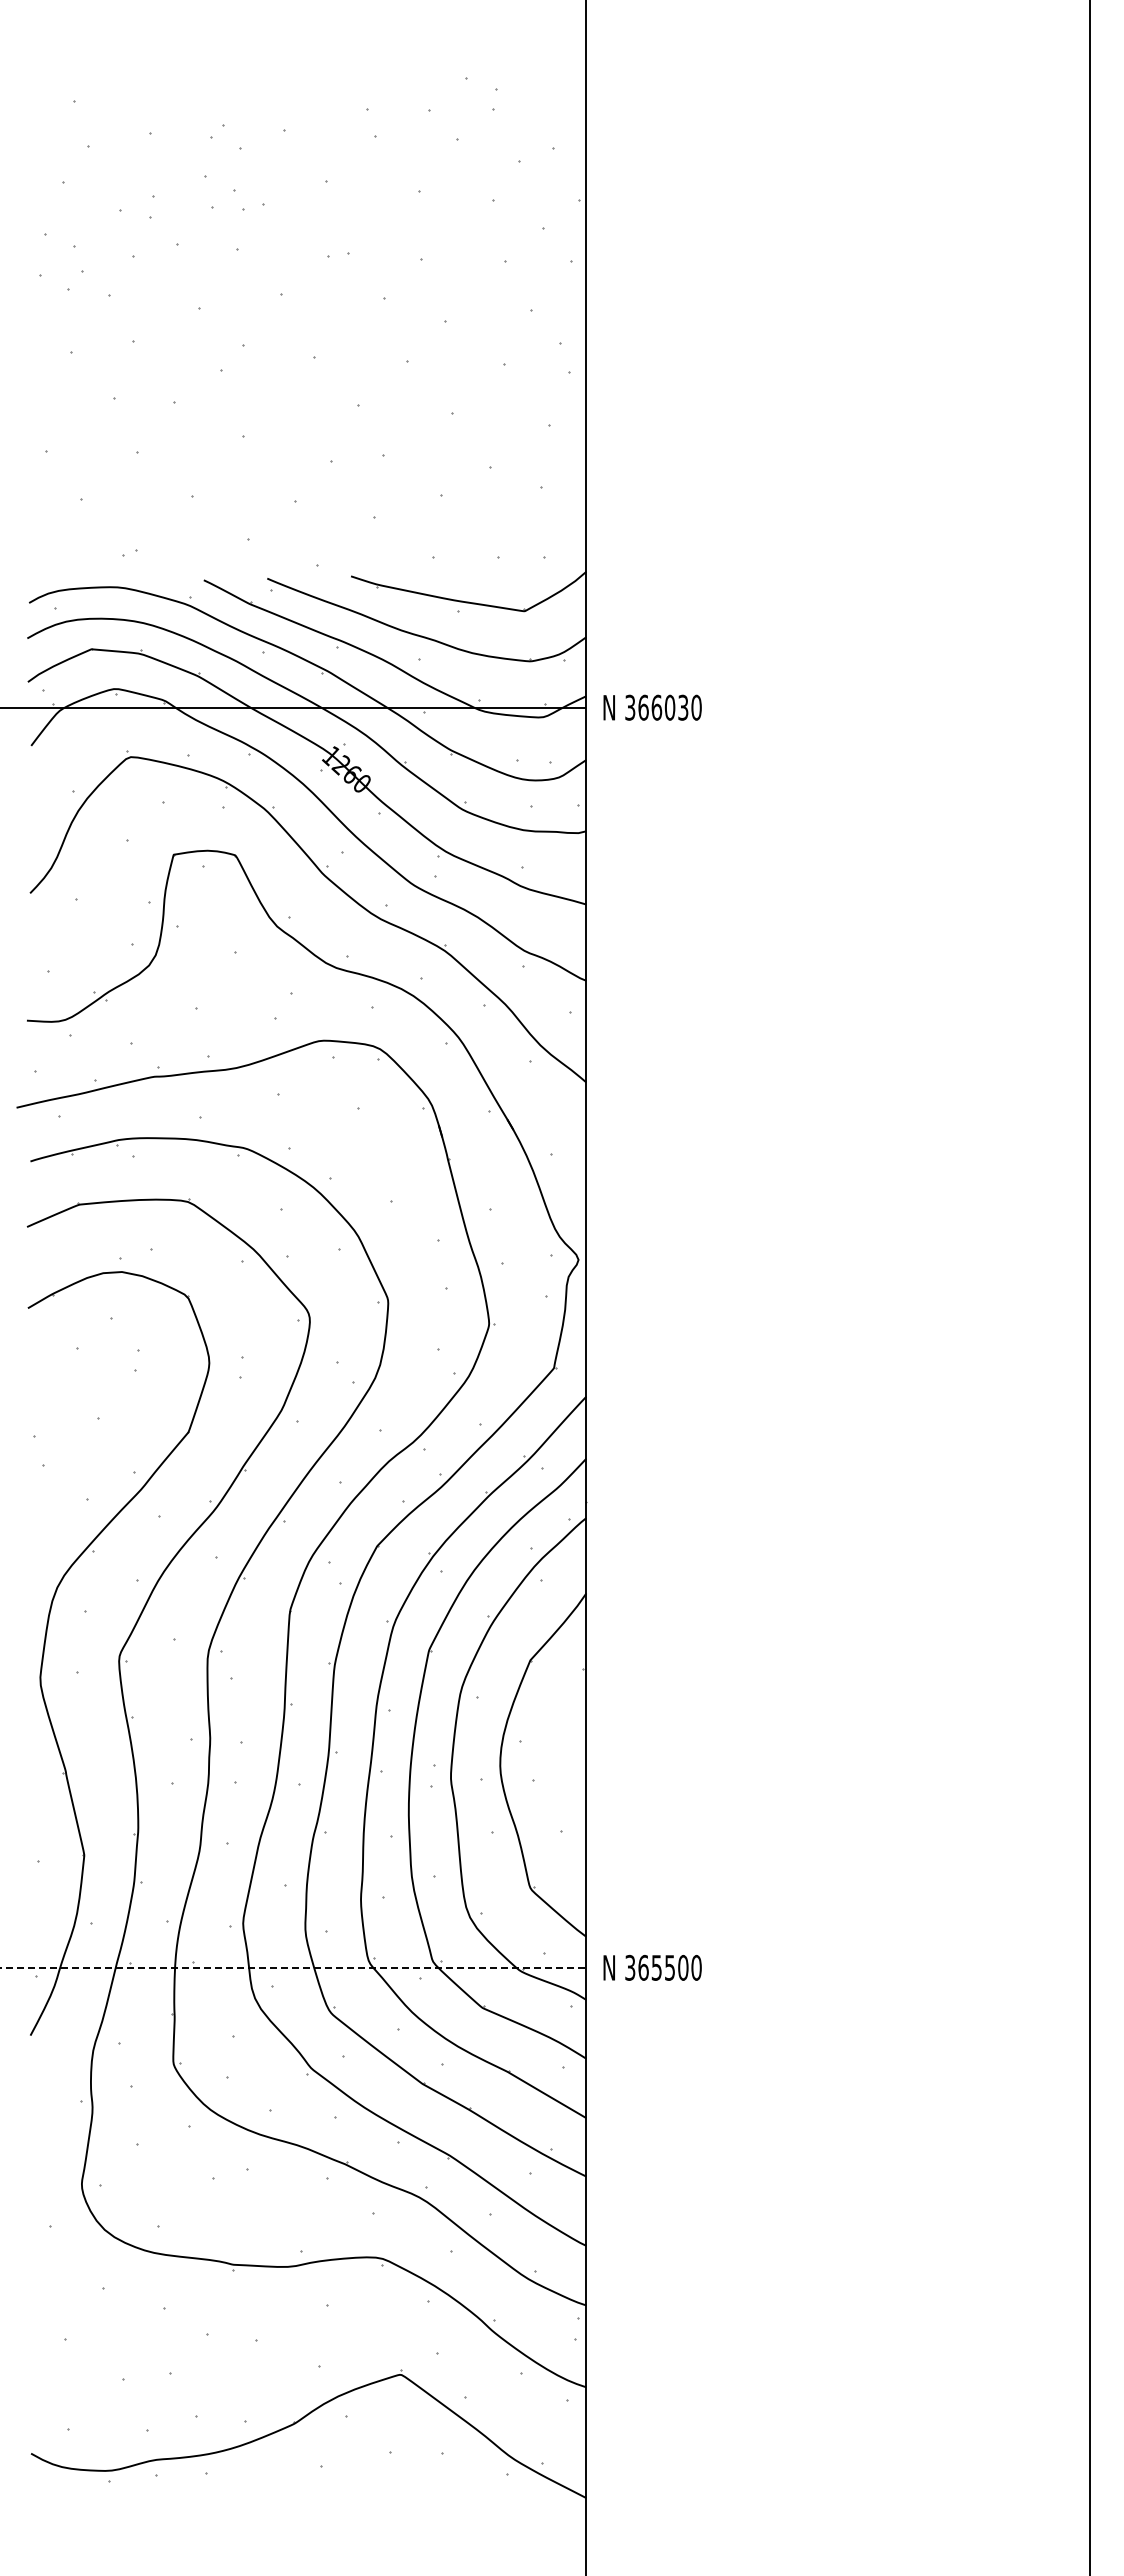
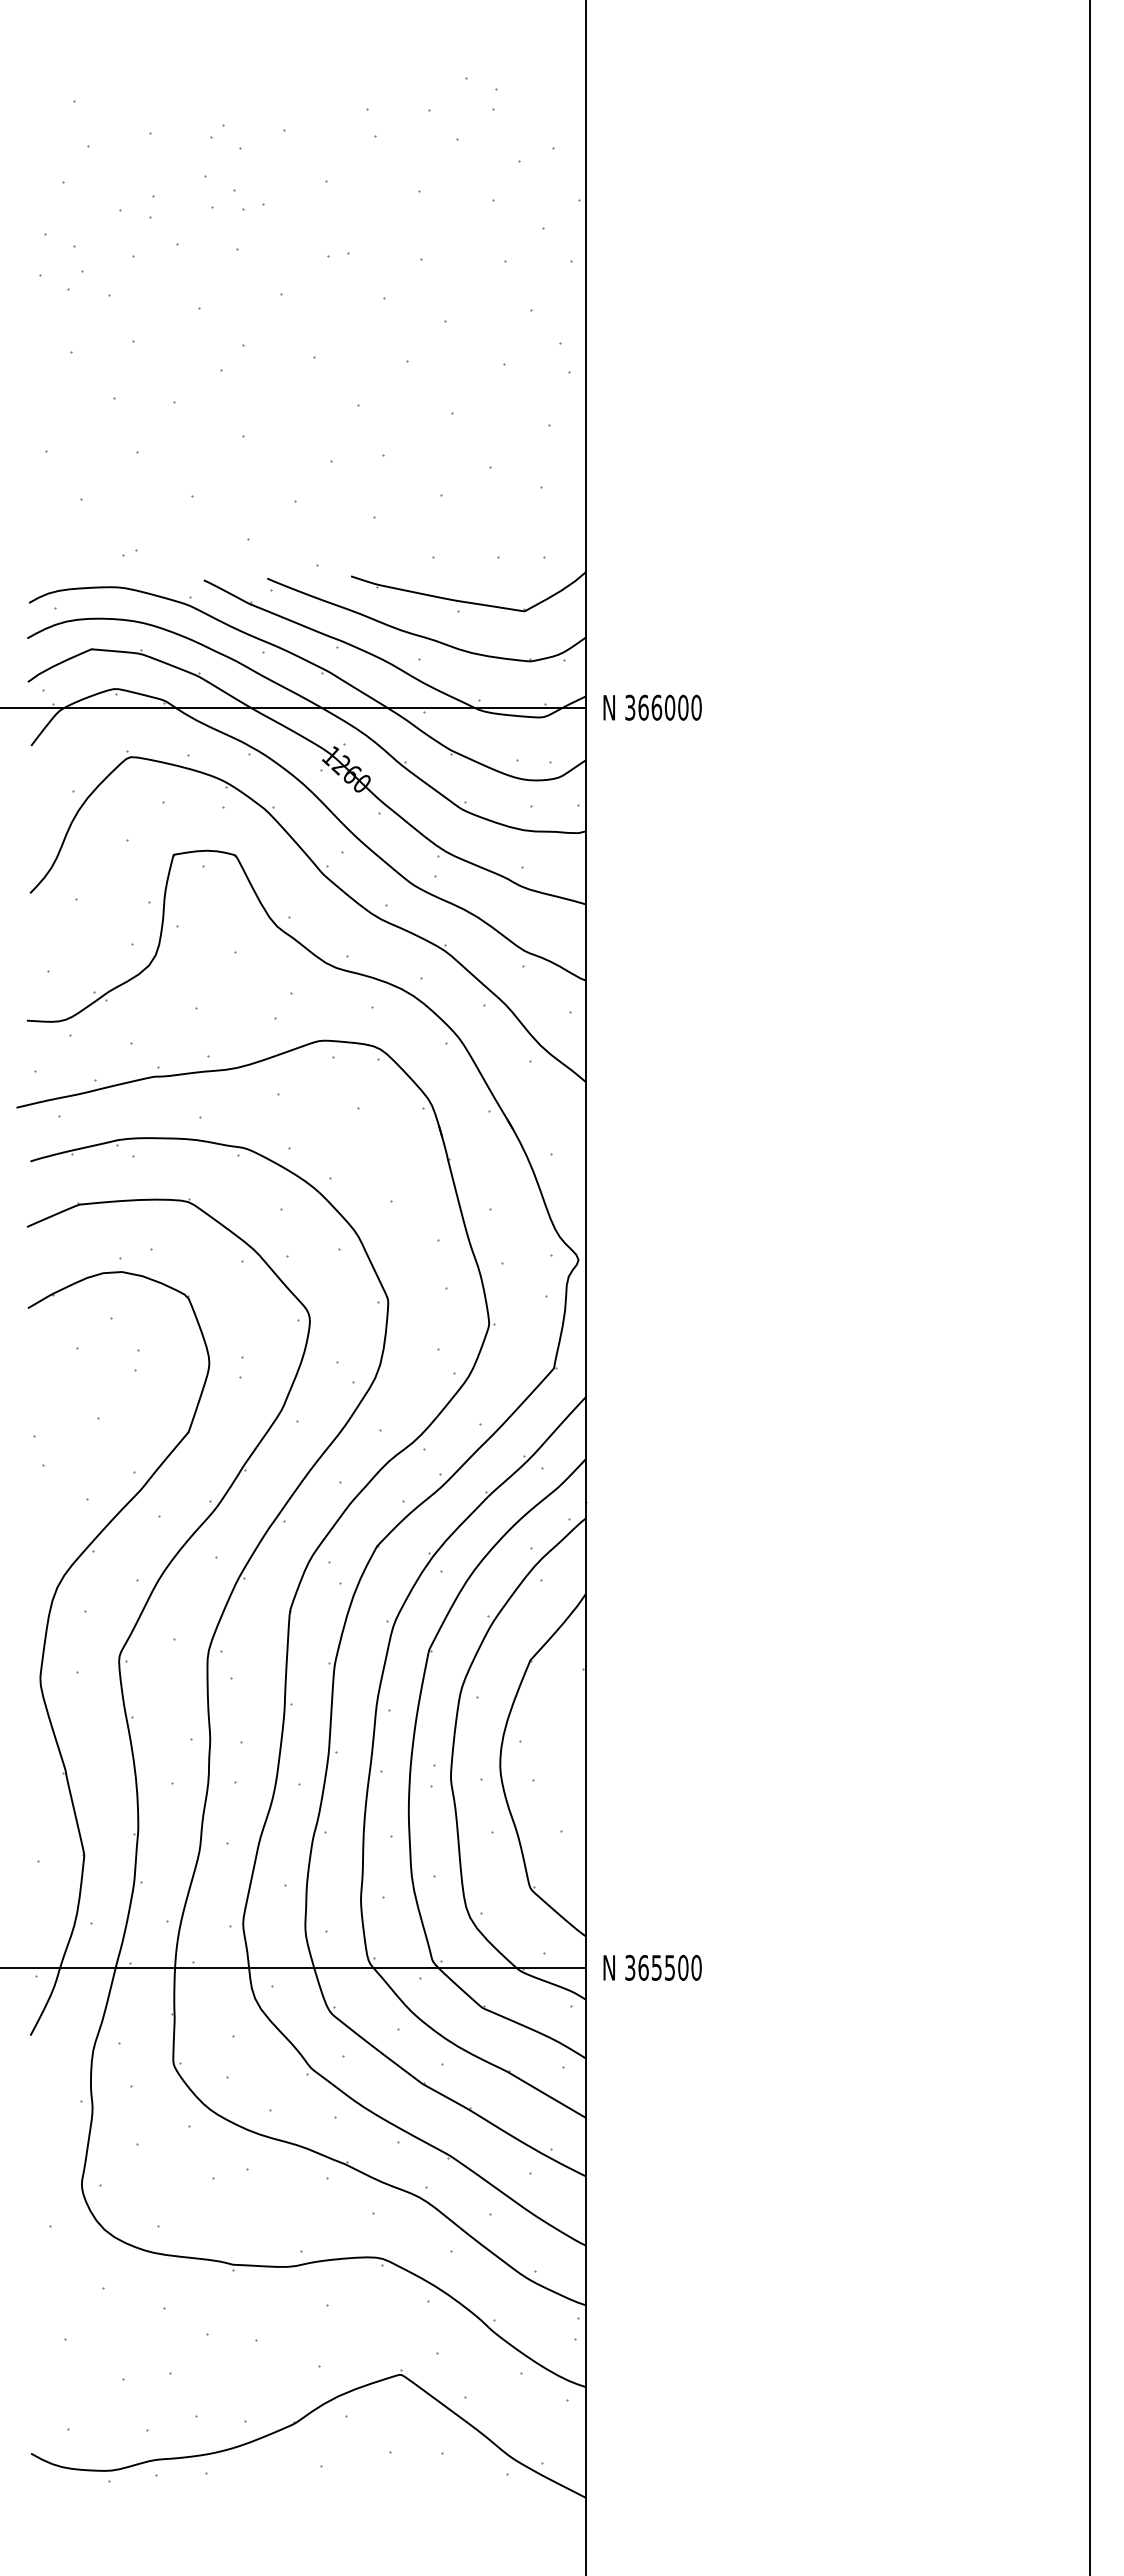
text: 366030 -> 366000 (683, 707)
line: dashed -> solid (293, 1967)
